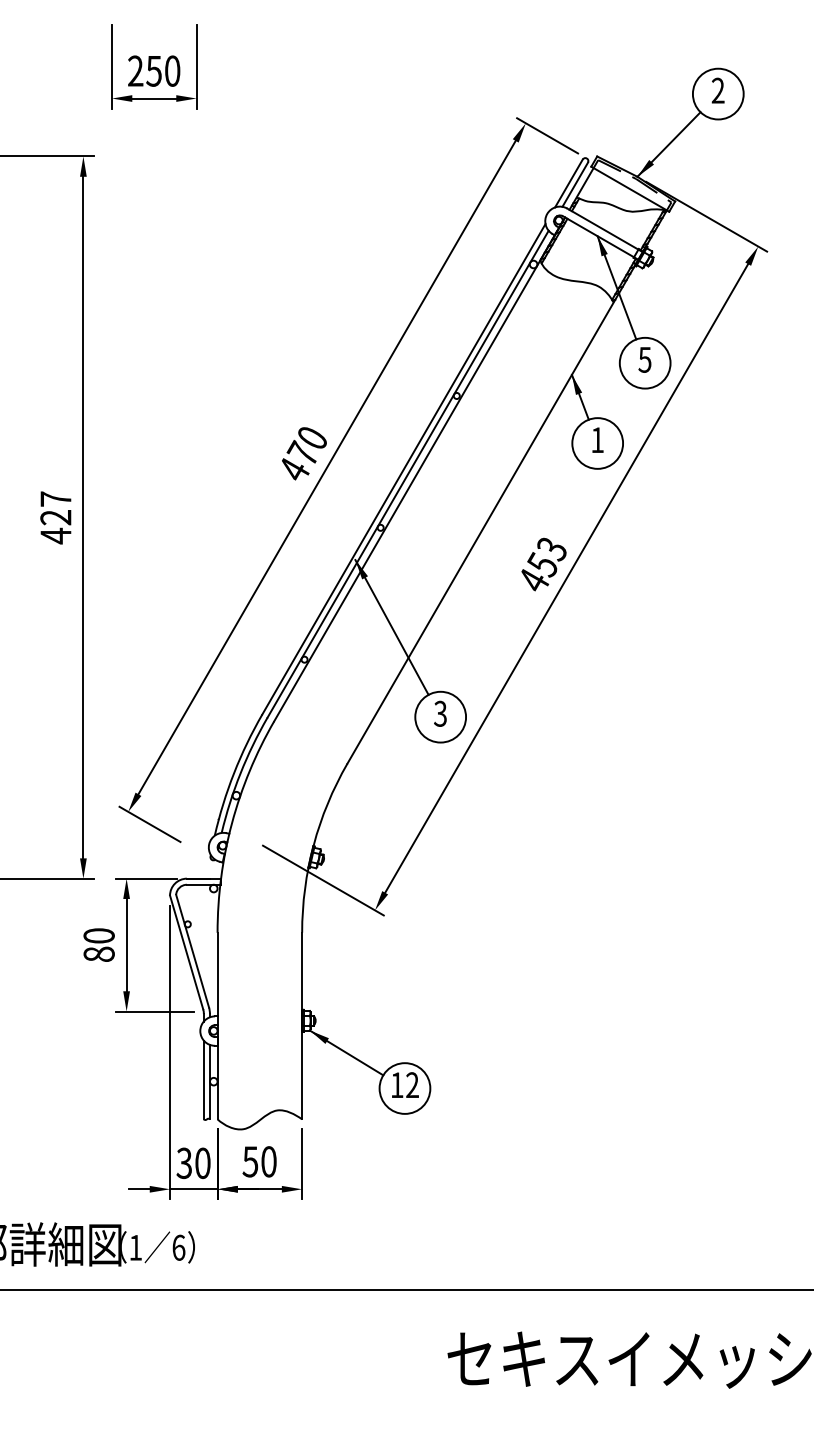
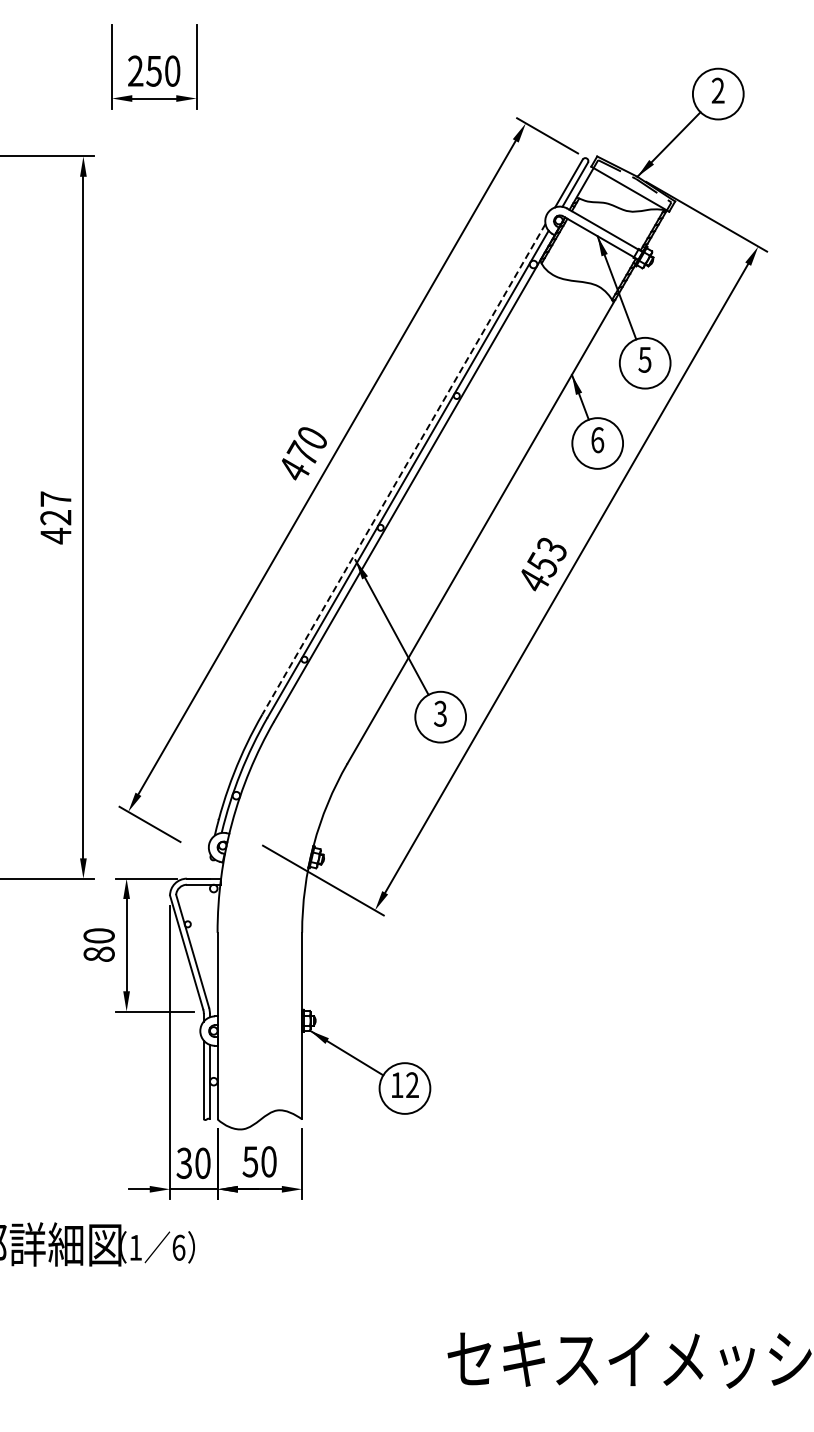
text: 1 -> 6 (597, 440)
line: solid -> dashed (403, 469)
line: present -> none (406, 1289)
